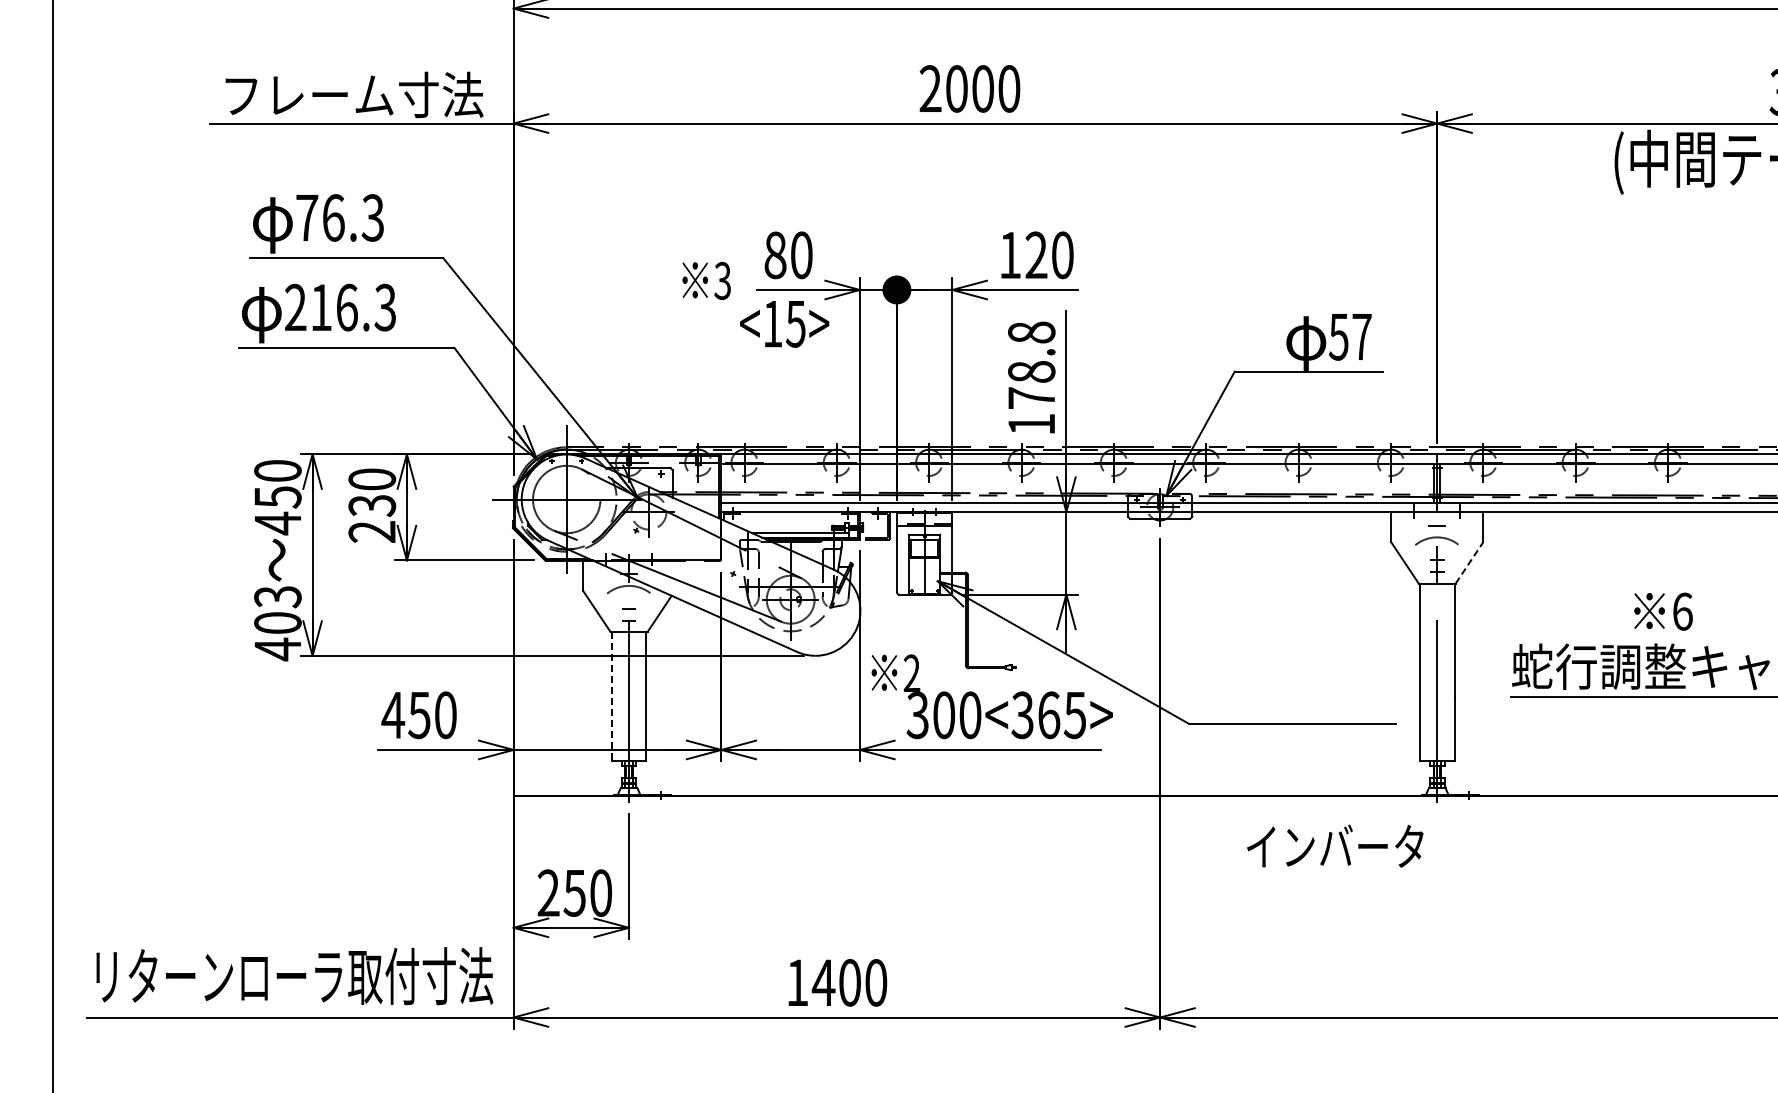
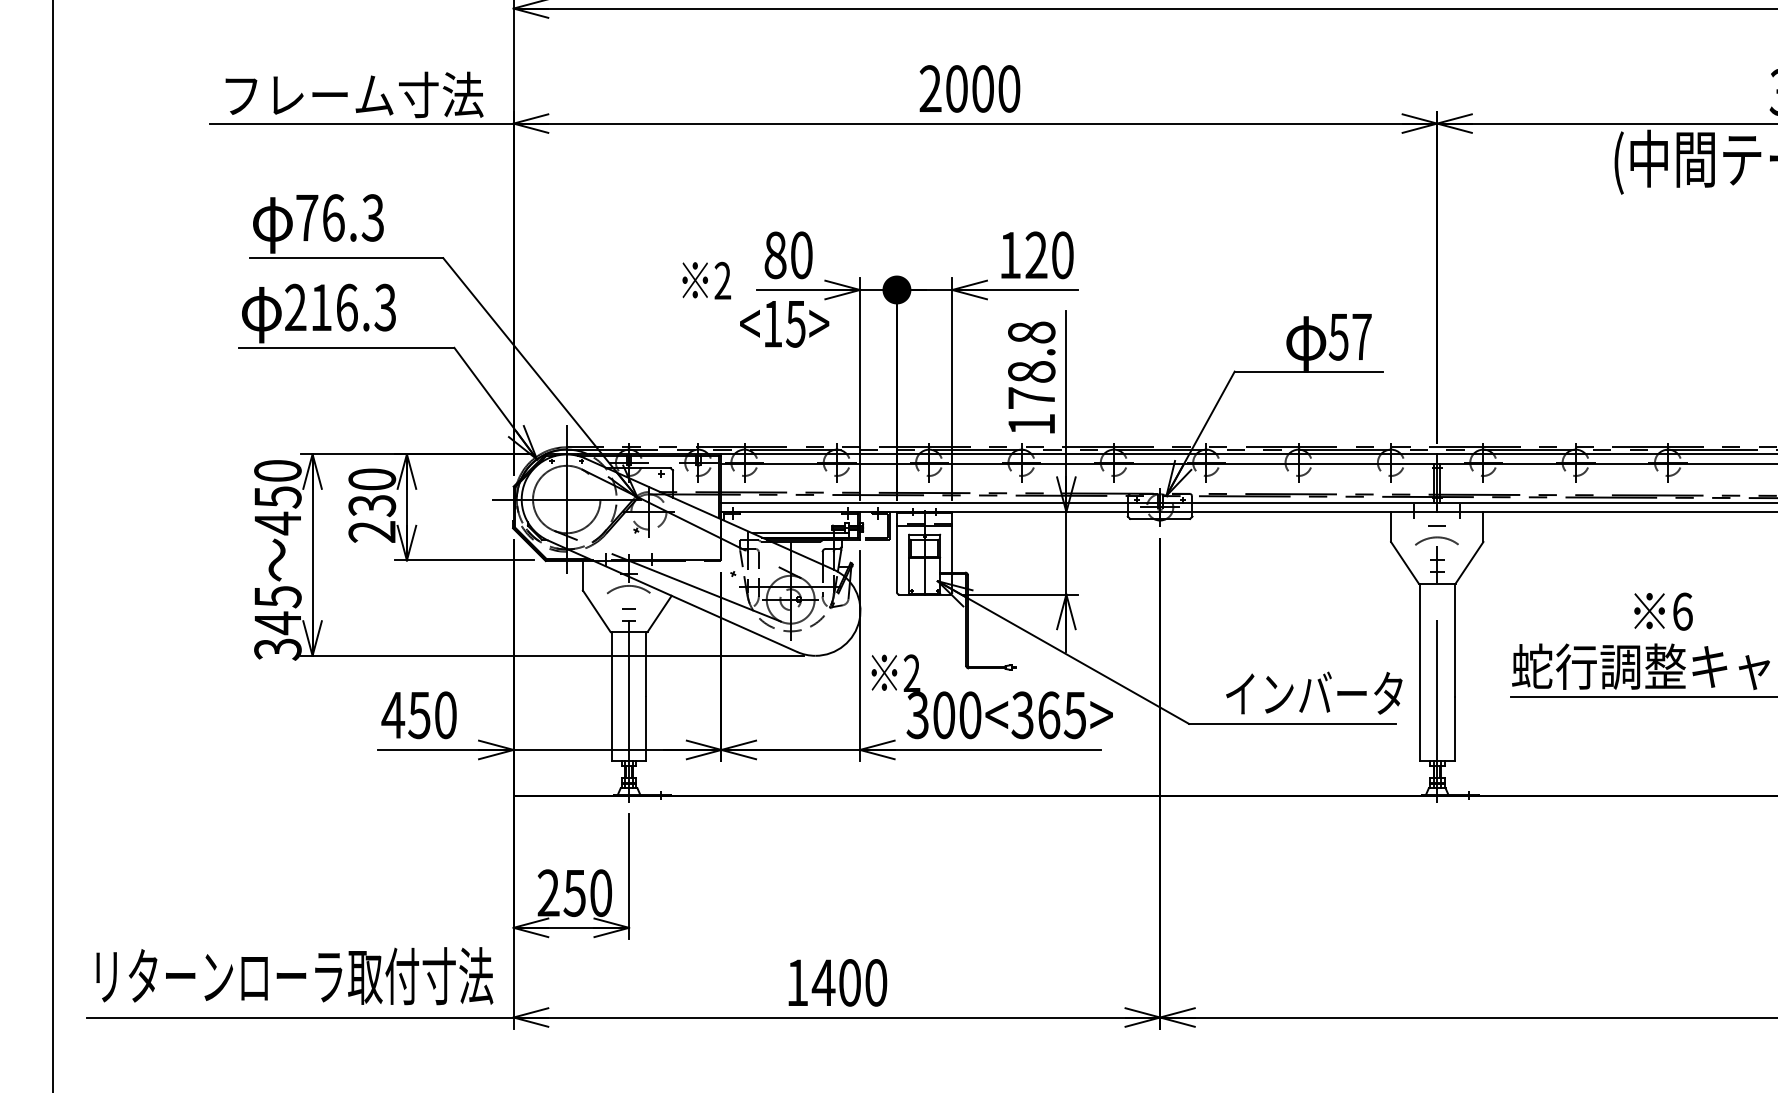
text: 3 -> 2 (722, 281)
line: dashed -> solid (1469, 562)
text: 403 -> 345 (277, 623)
line: dashed -> solid (611, 696)
text position: (1335, 845) -> (1314, 692) (1314, 692)
